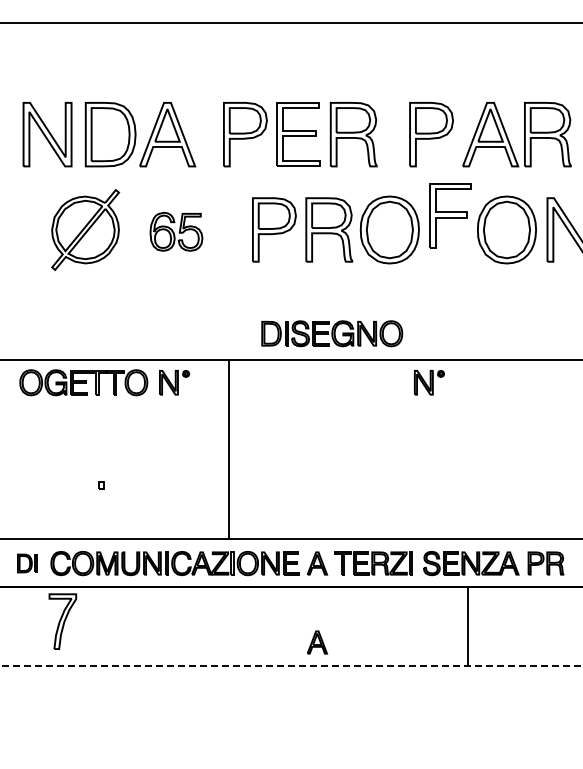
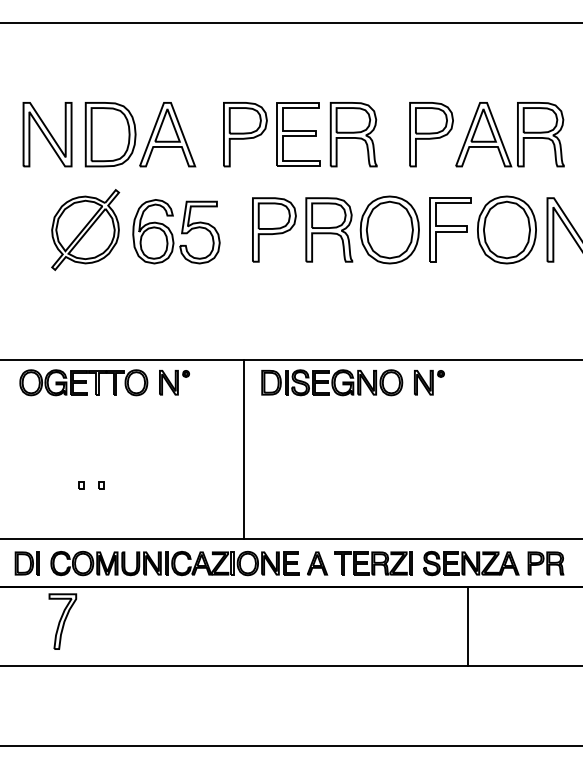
part position: (524, 134) -> (517, 134) (517, 134)
part position: (450, 215) -> (450, 229) (450, 229)
part size: 55x41 px -> 89x66 px (176, 231)
part position: (332, 333) -> (332, 382) (332, 382)
line position: (228, 449) -> (243, 449) (243, 449)
part: none -> present (81, 485)
part size: 21x21 px -> 26x25 px (26, 563)
part: present -> none (317, 642)
line: dashed -> solid (292, 666)
line: none -> present (290, 745)
